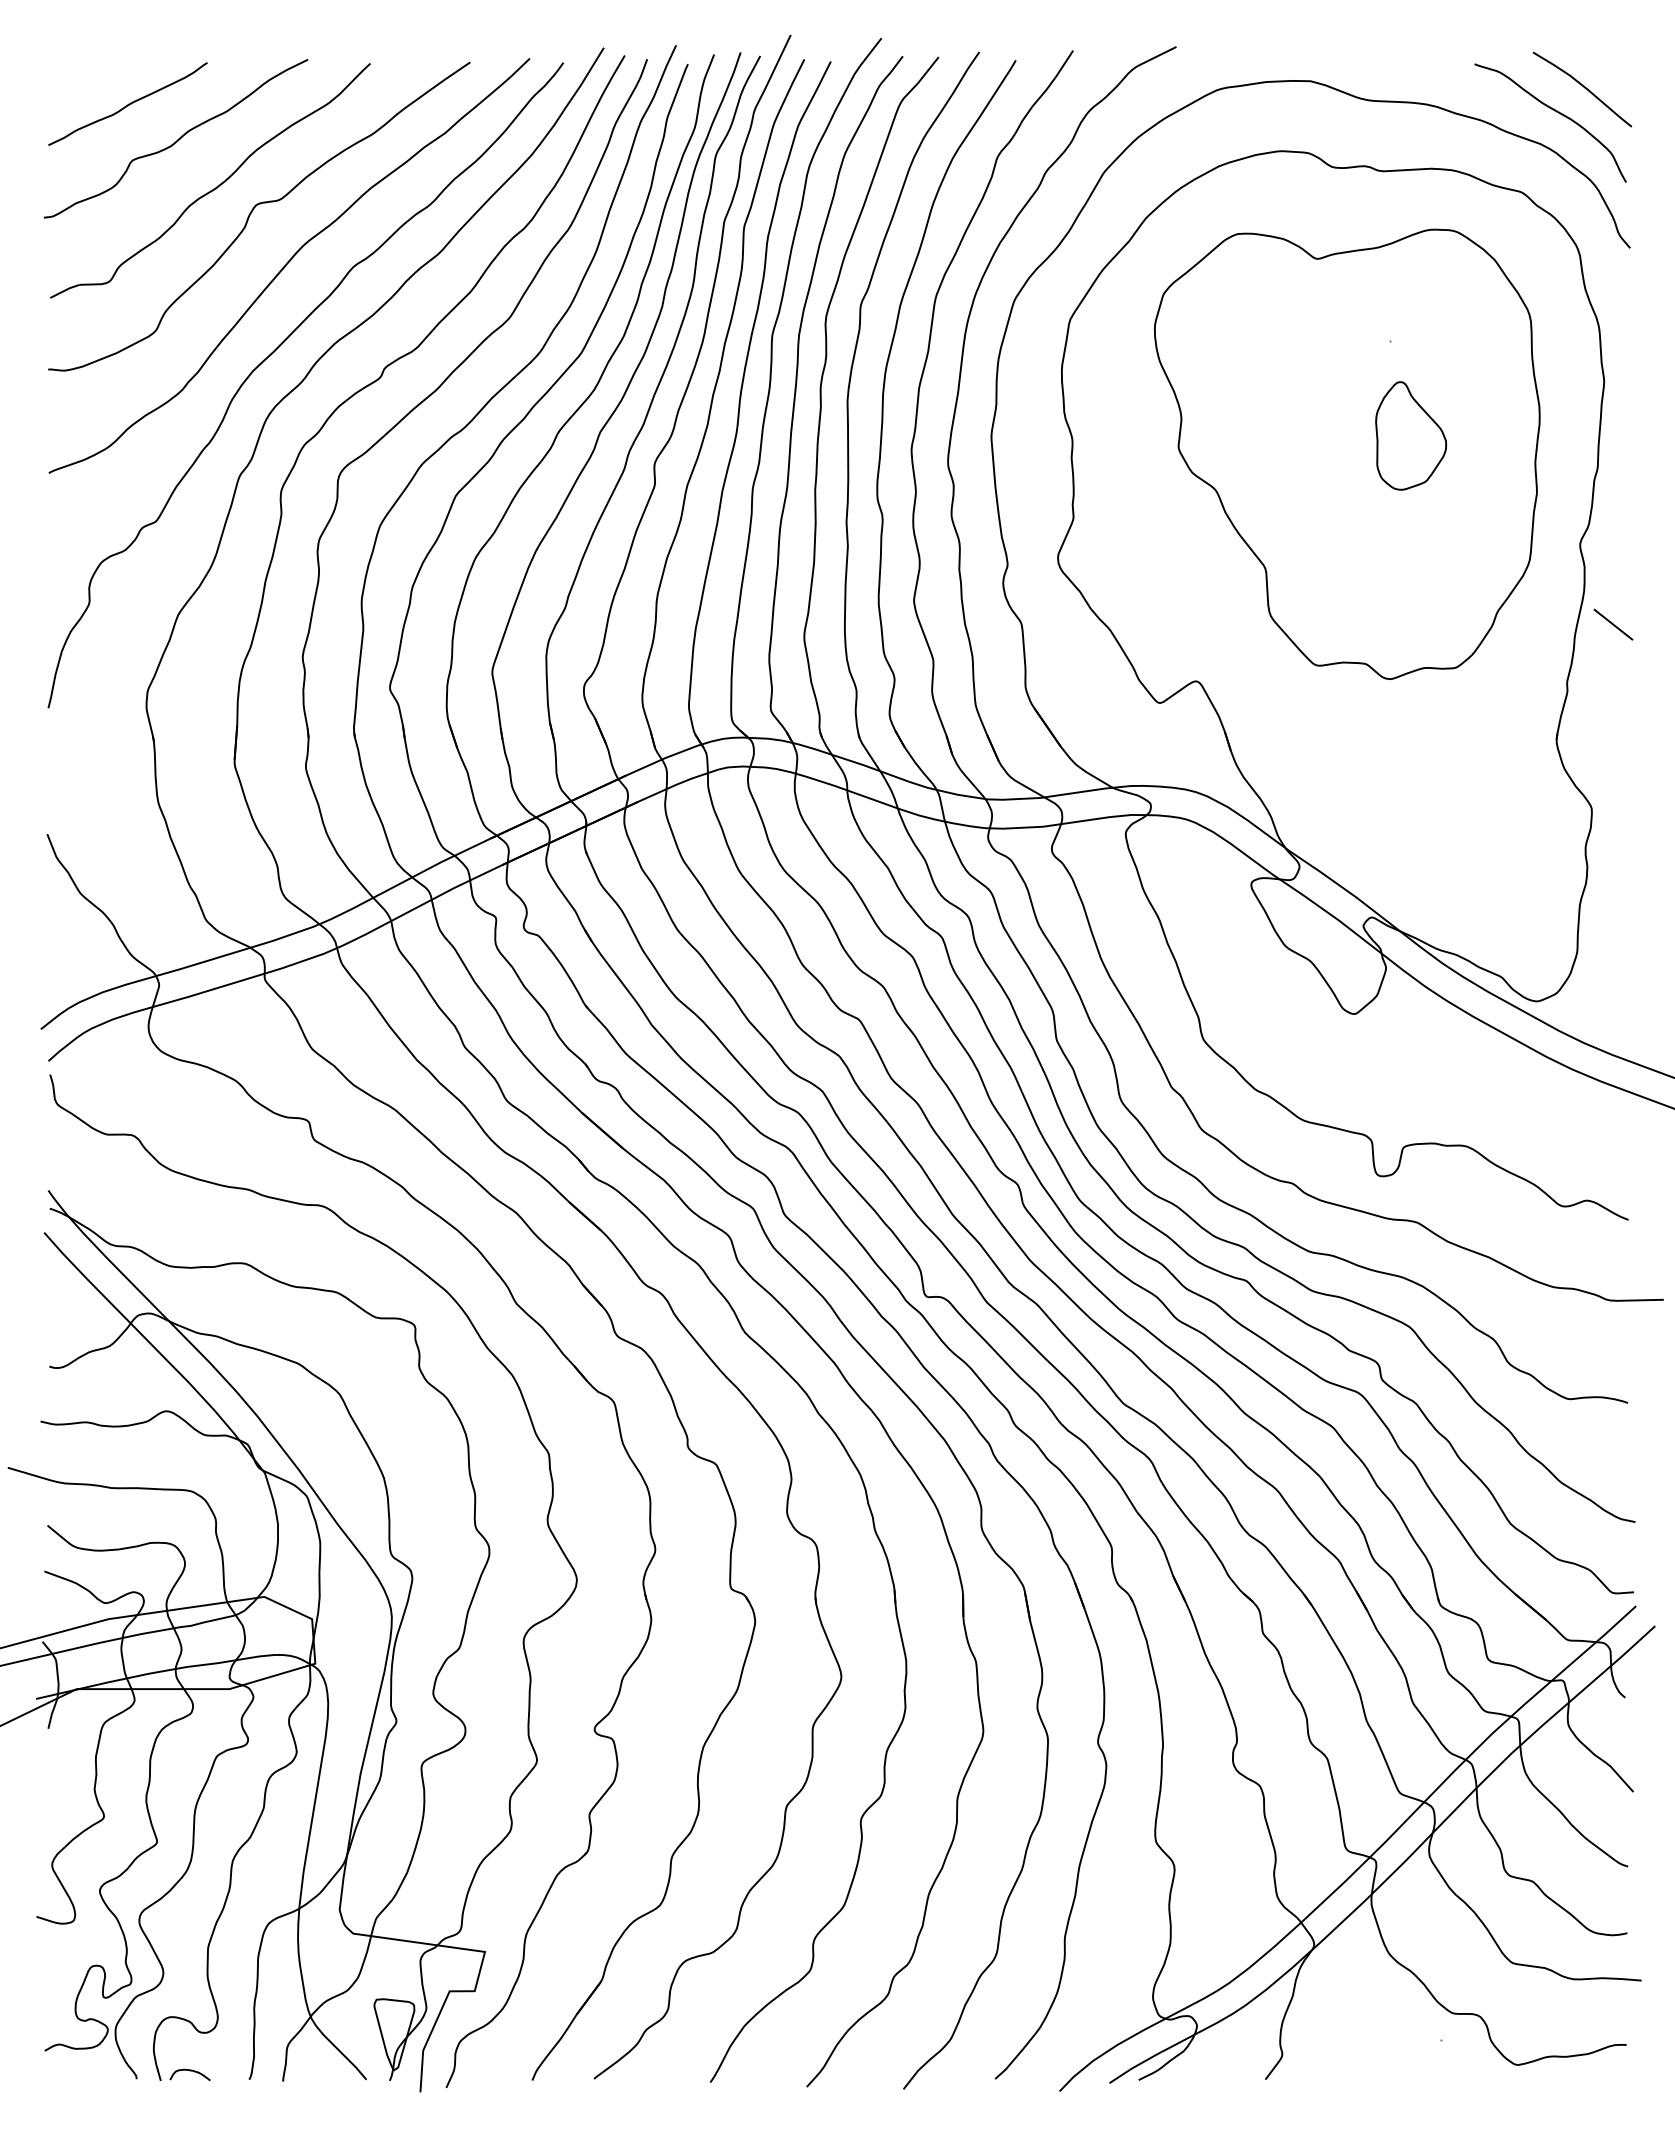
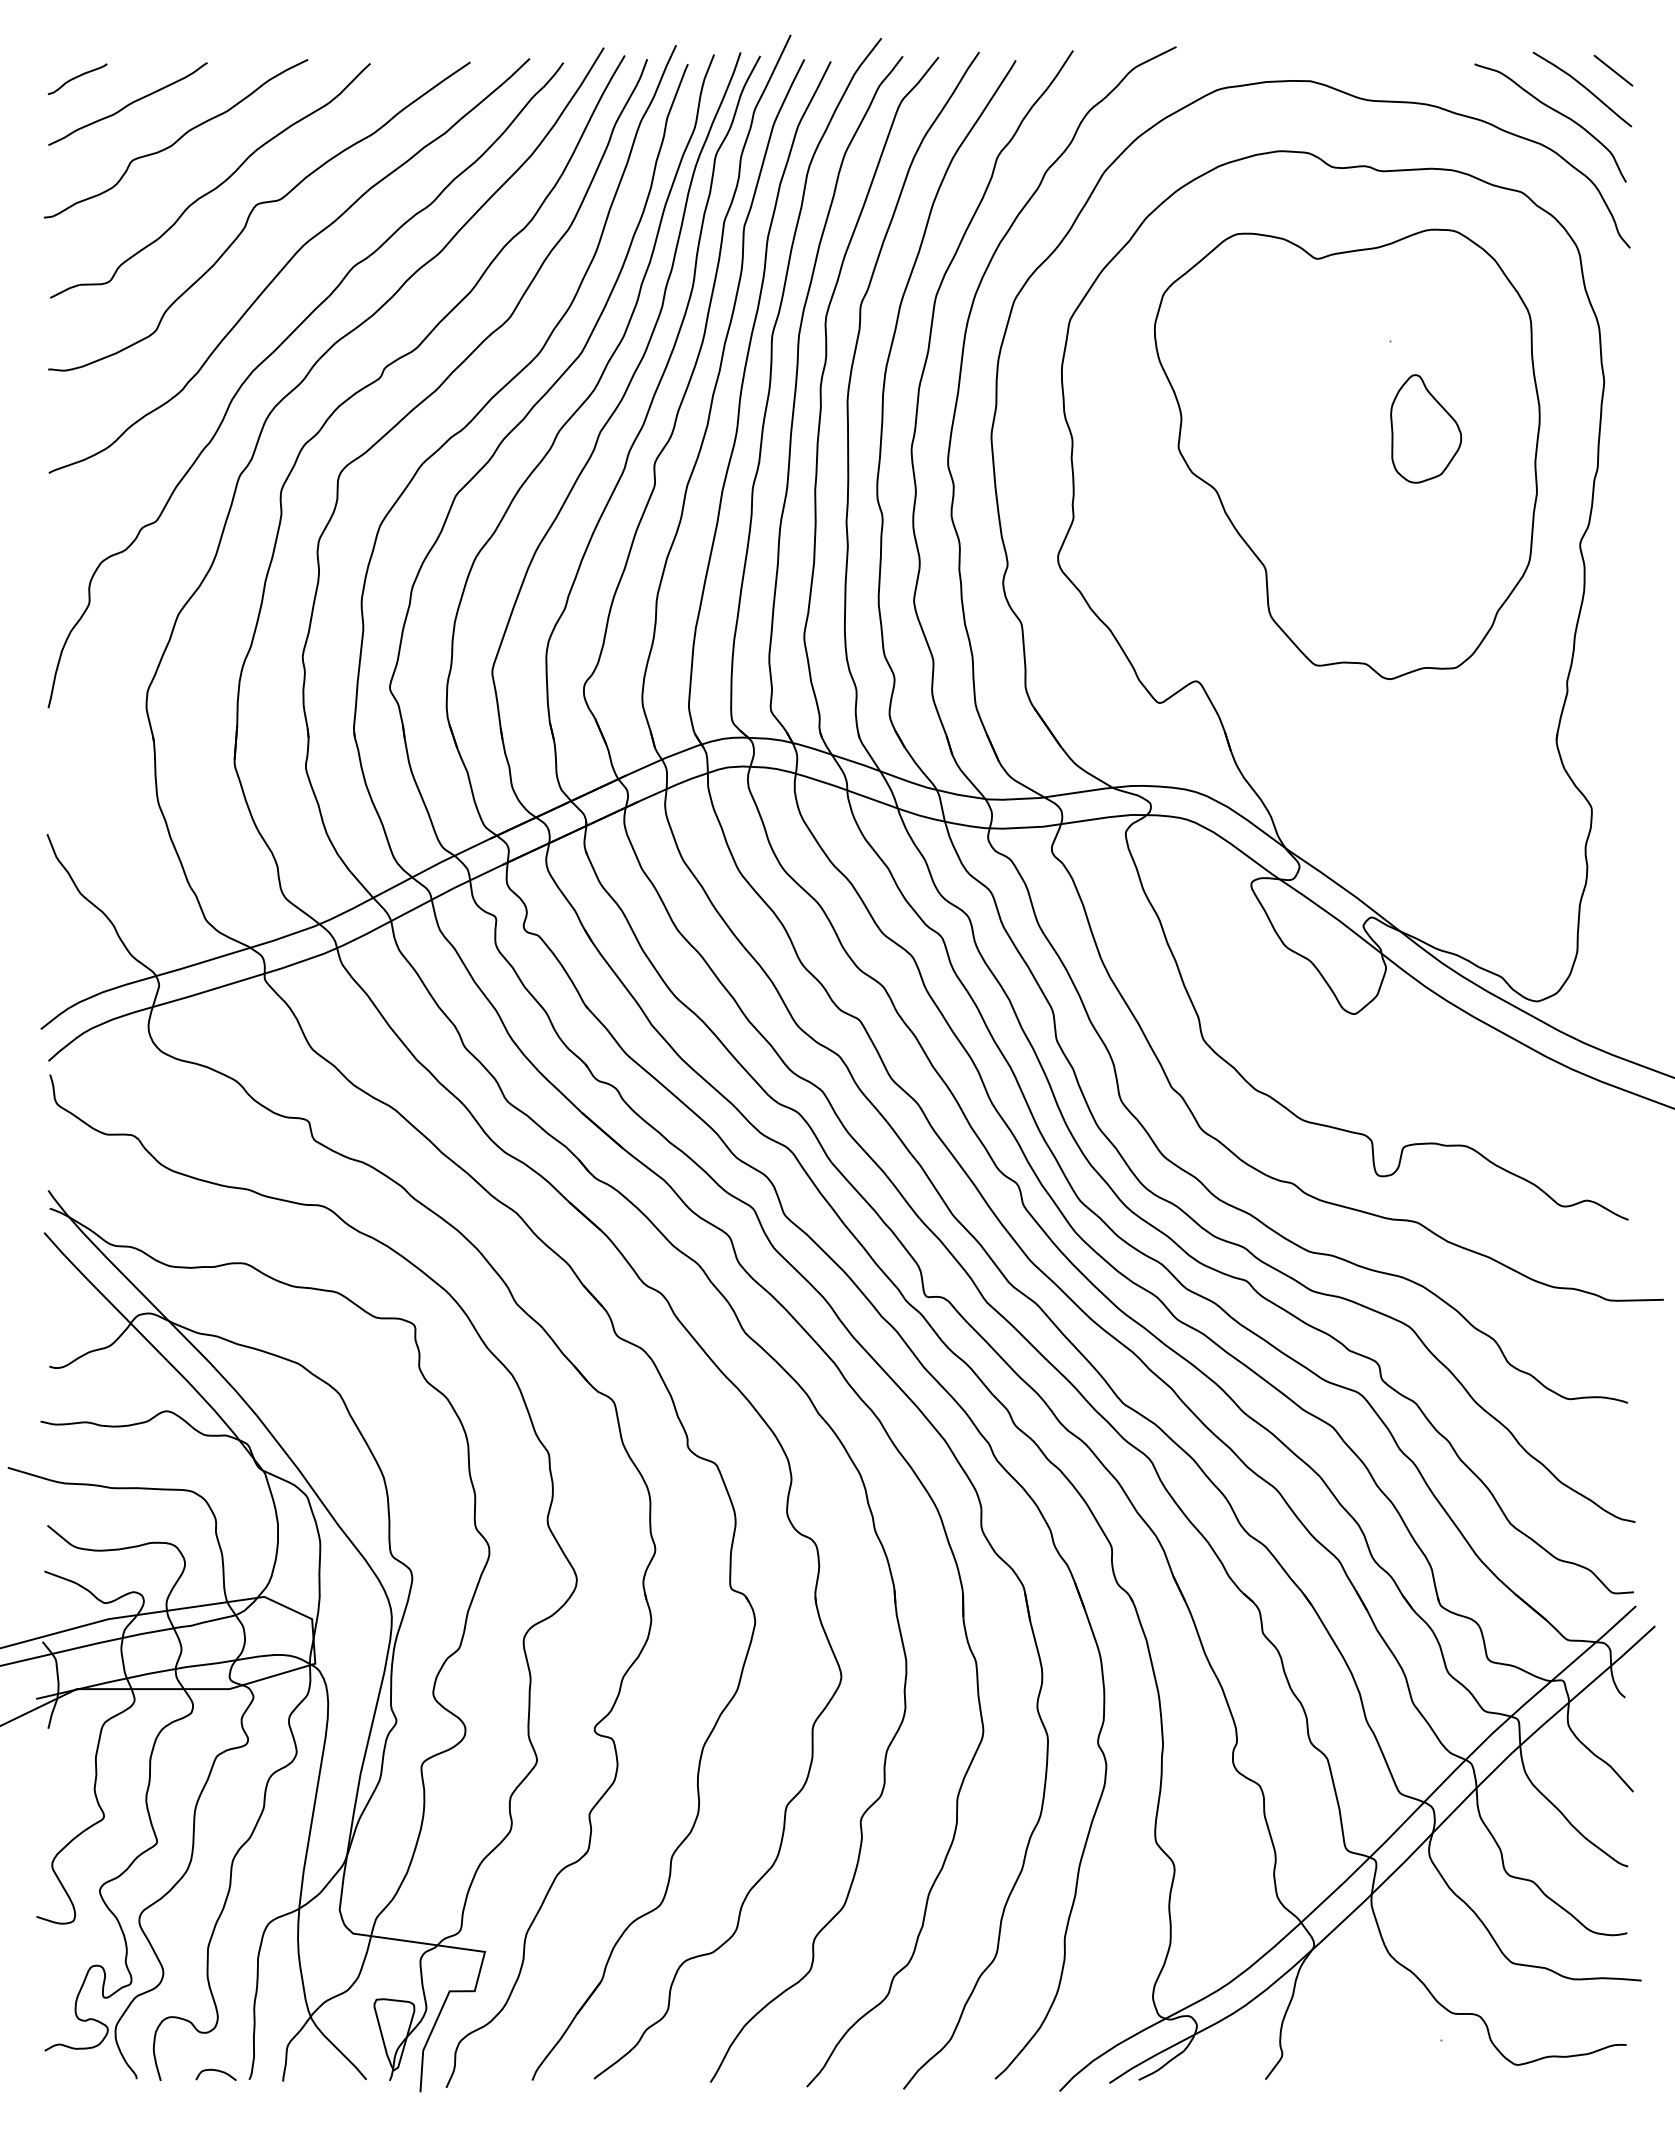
curve: none -> present (76, 78)
part position: (1411, 435) -> (1426, 428) (1426, 428)
line position: (1613, 624) -> (1613, 70) (1613, 70)
curve position: (189, 2071) -> (215, 2071) (215, 2071)
